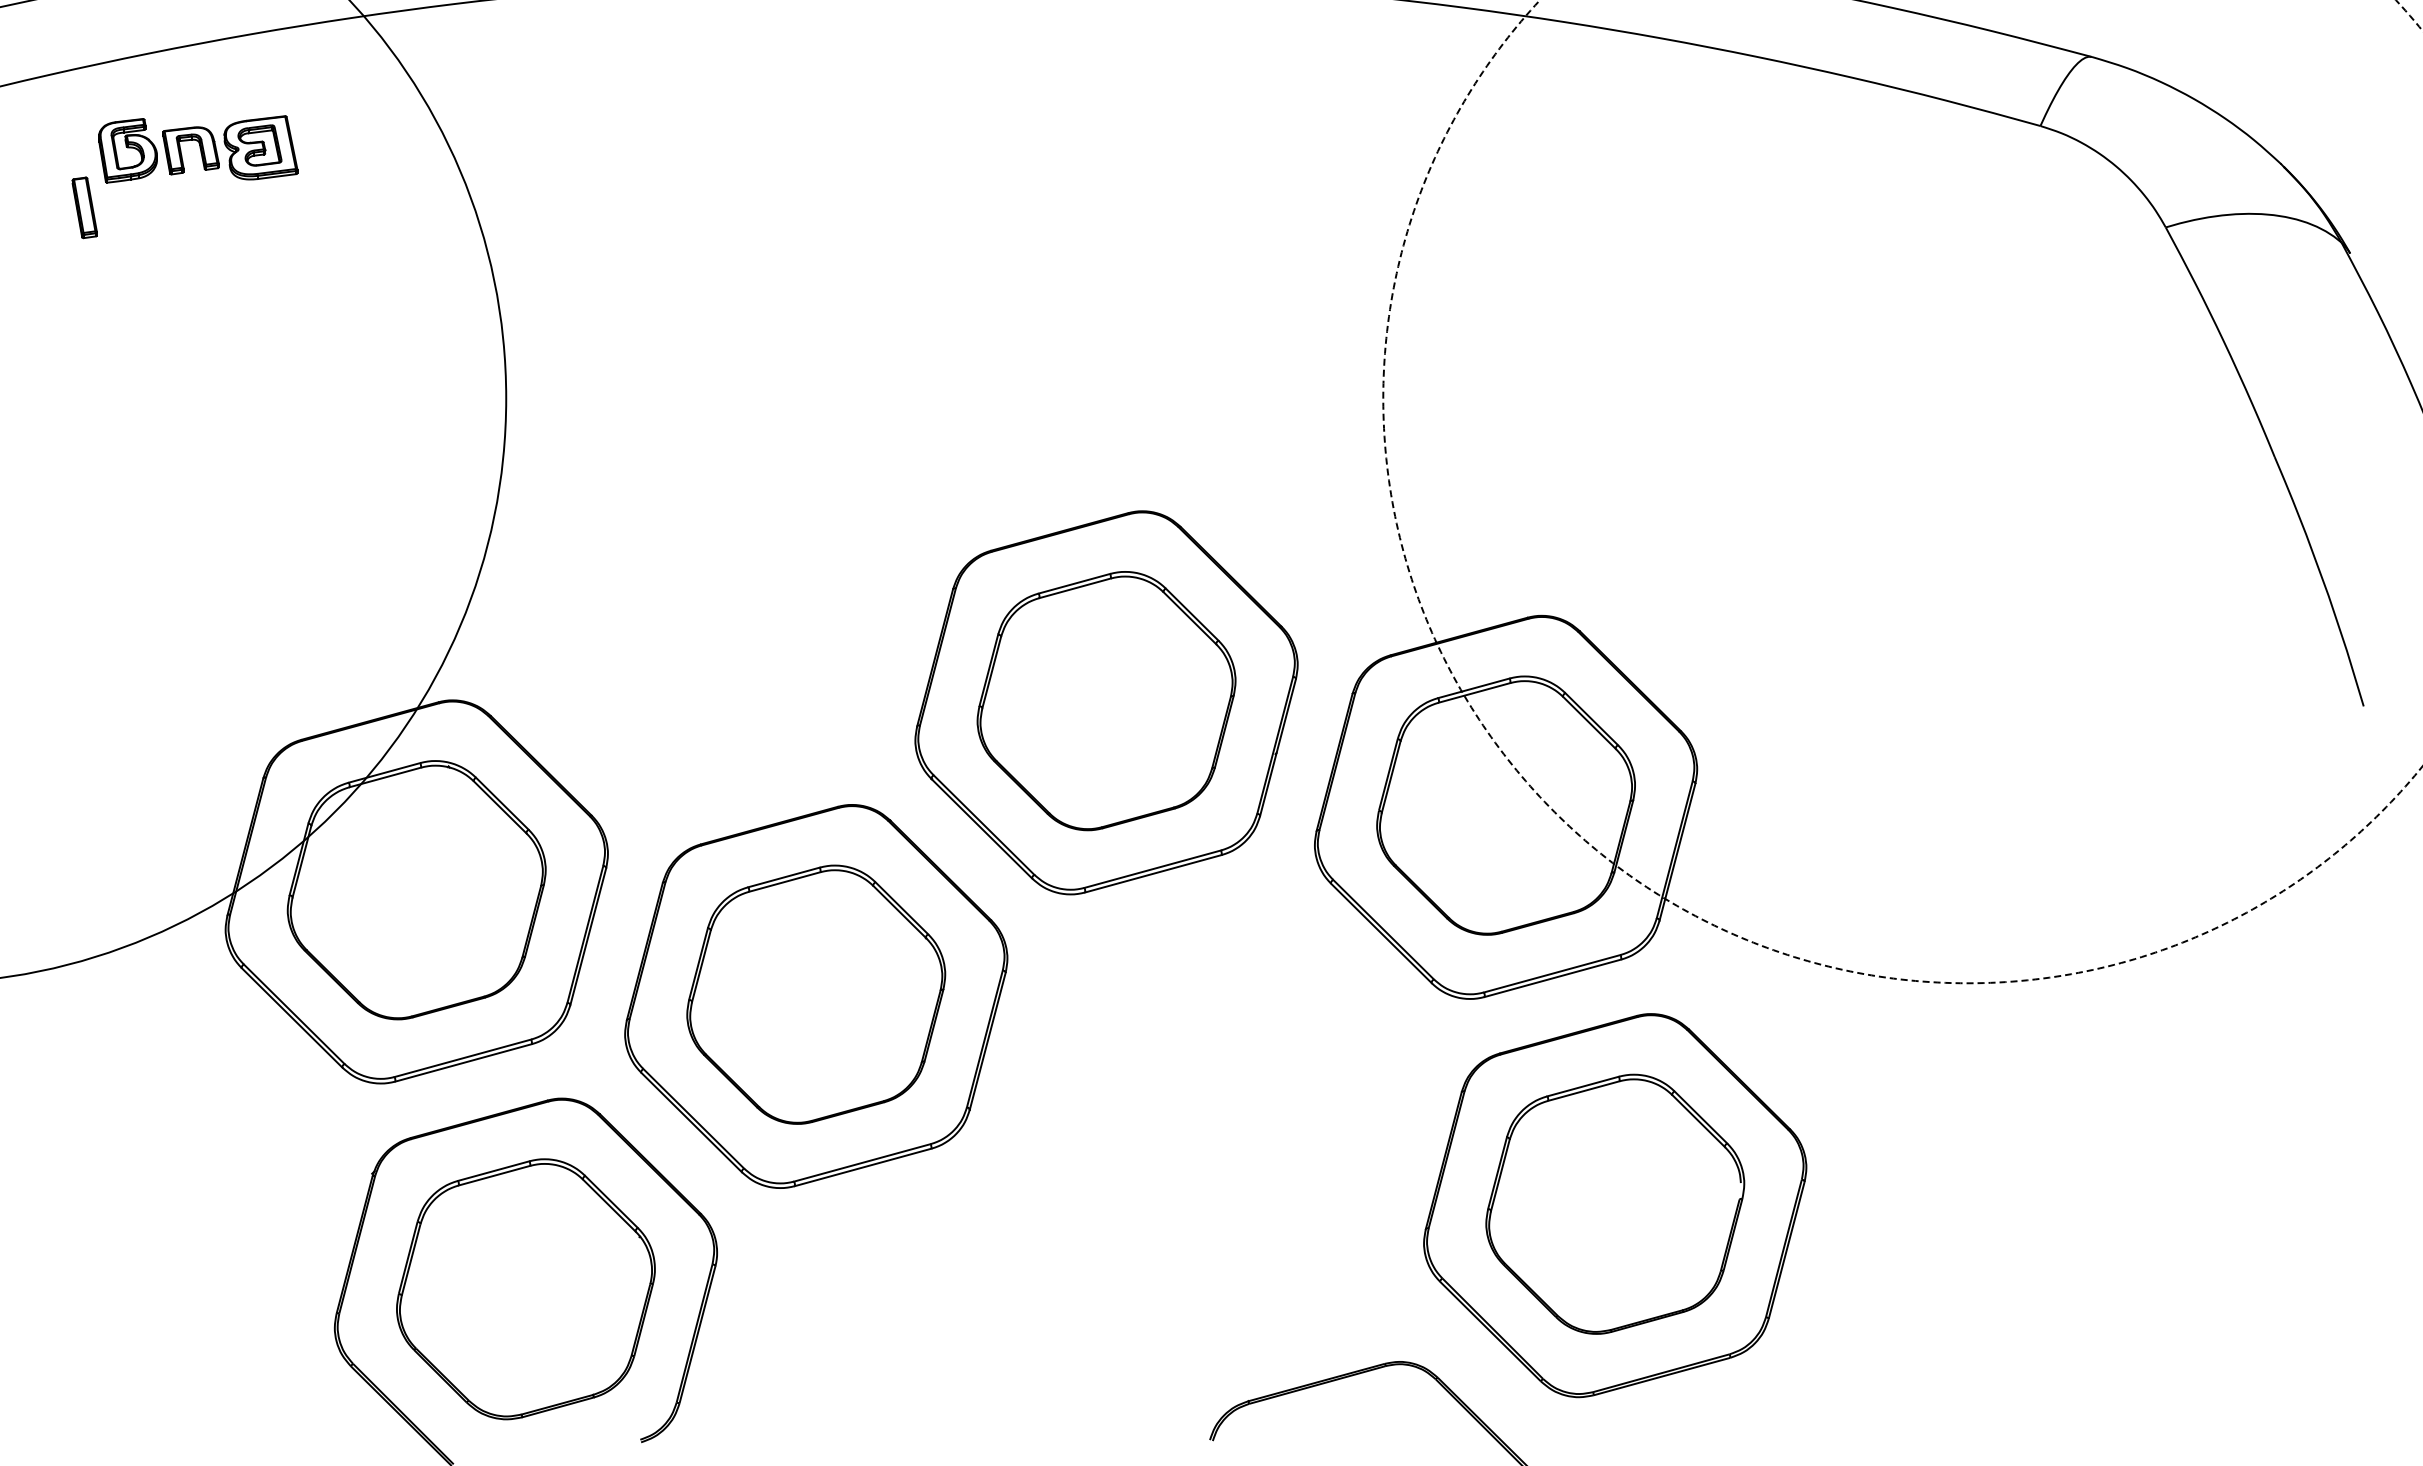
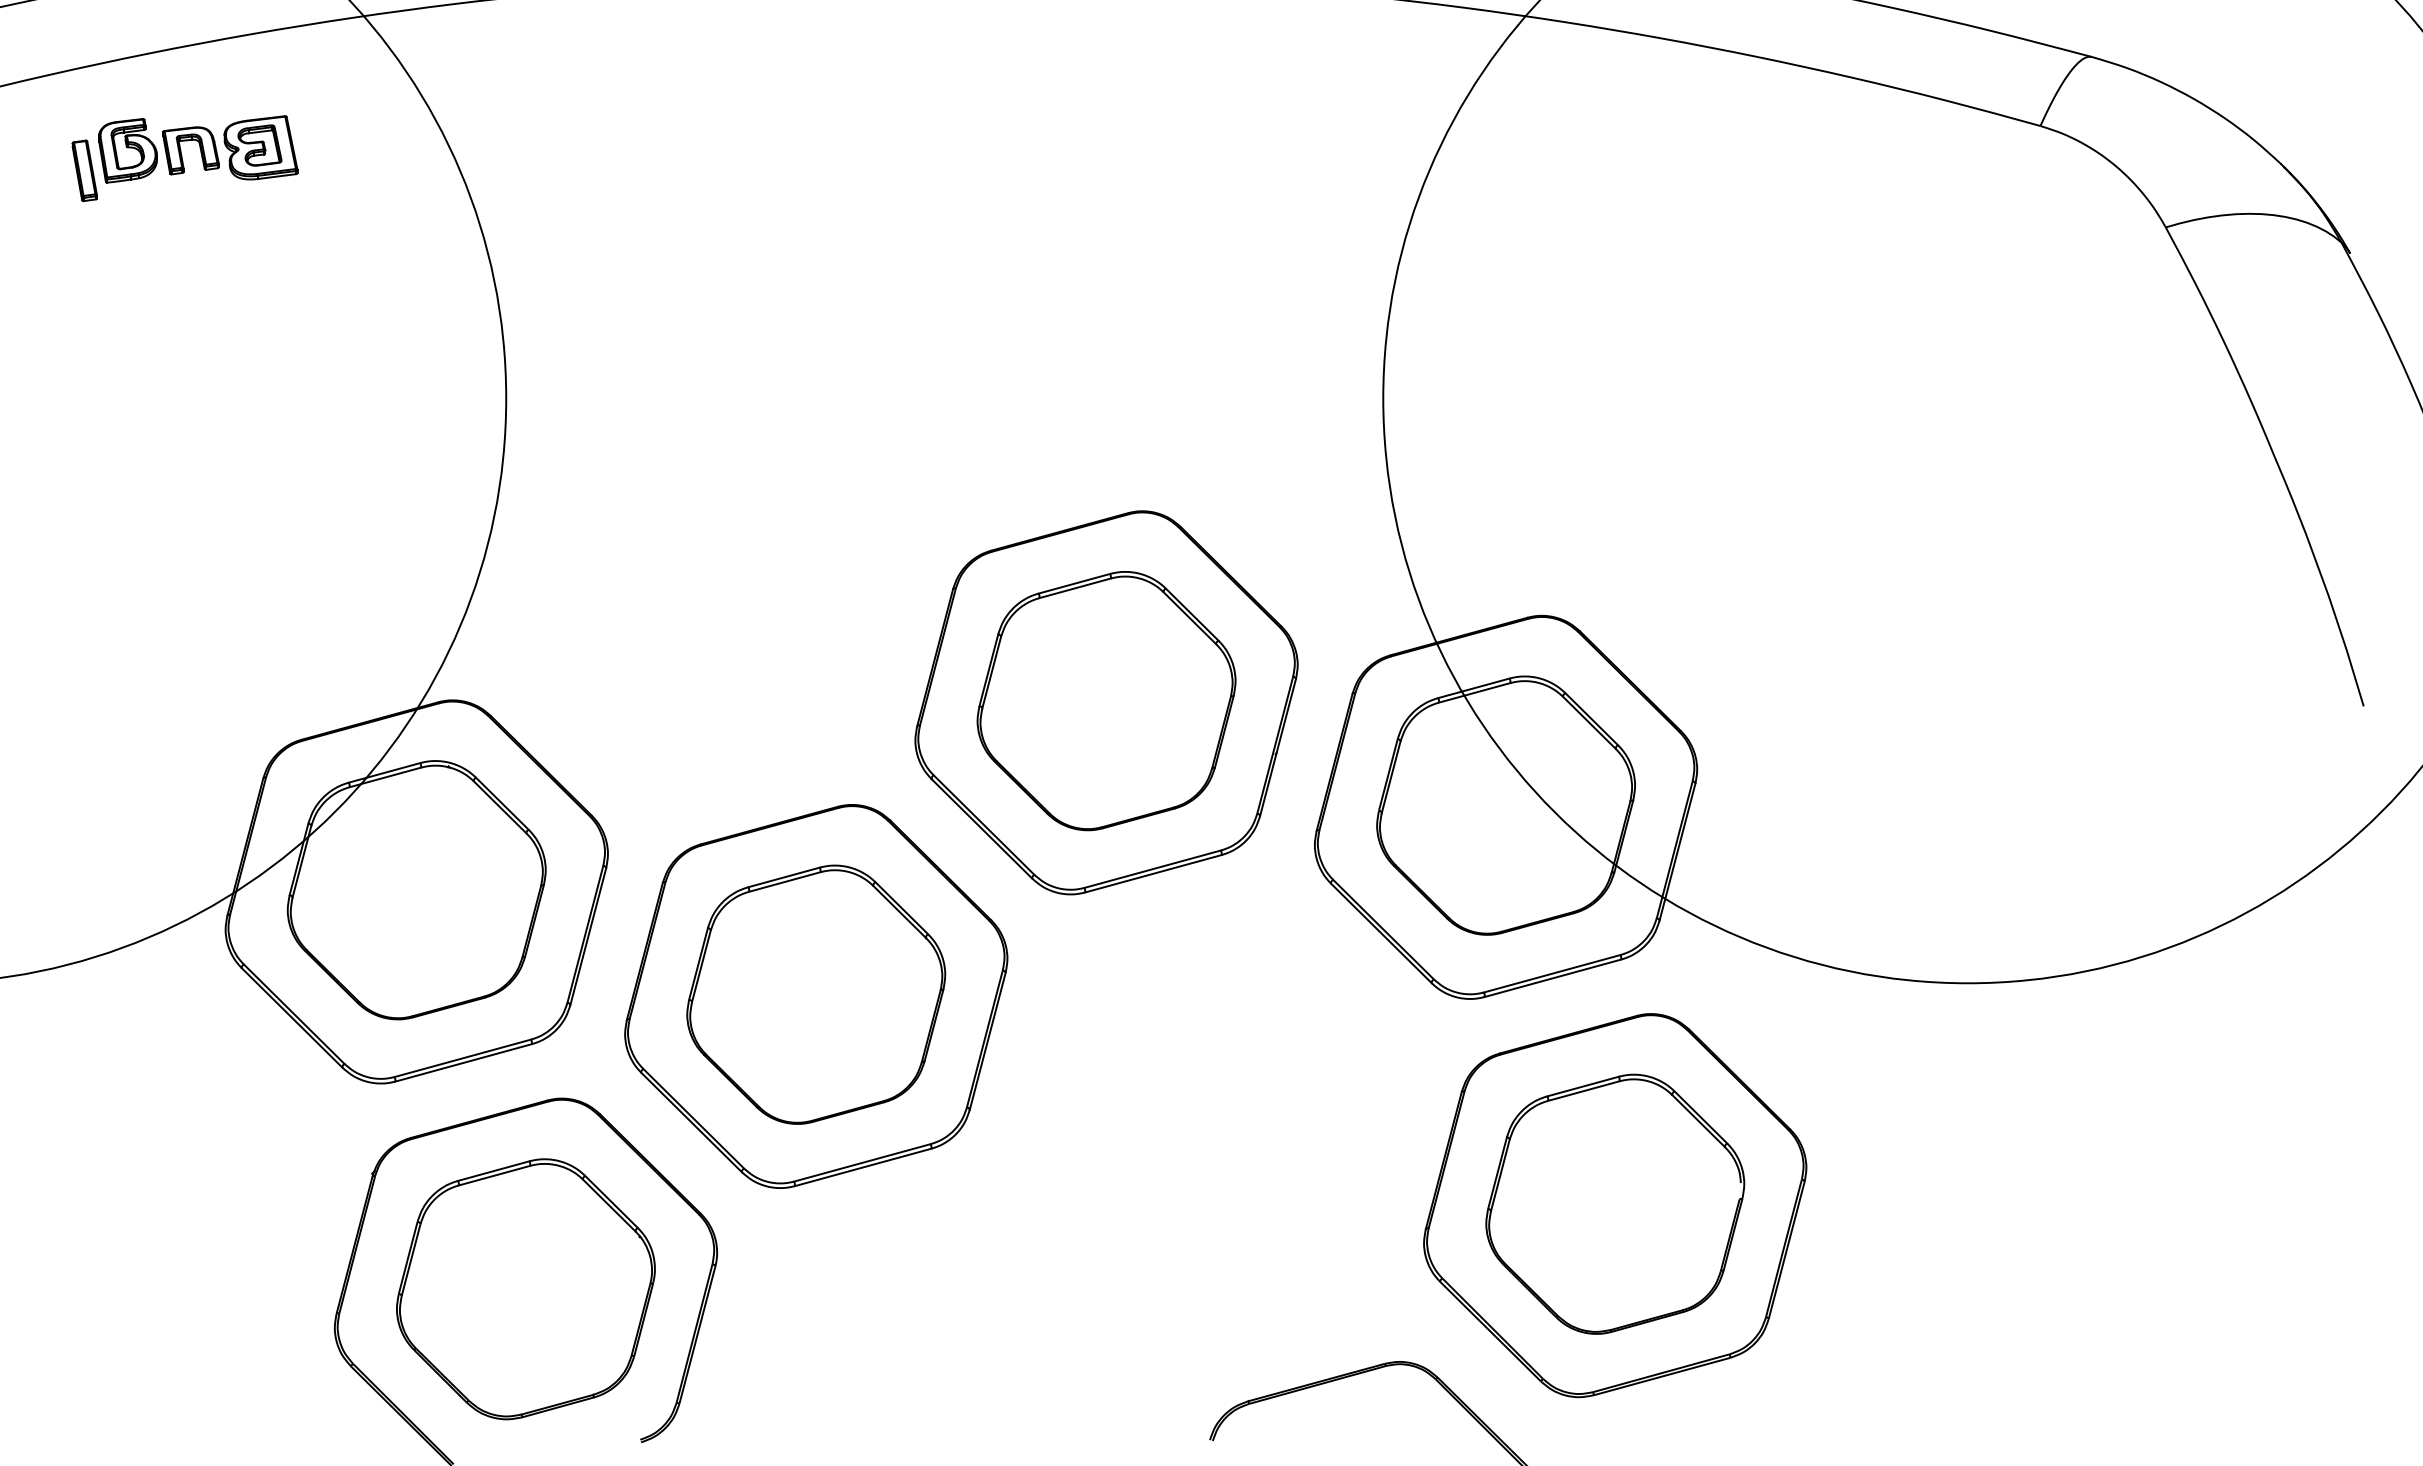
part position: (84, 207) -> (84, 170) (84, 170)
circle: dashed -> solid (1902, 491)
